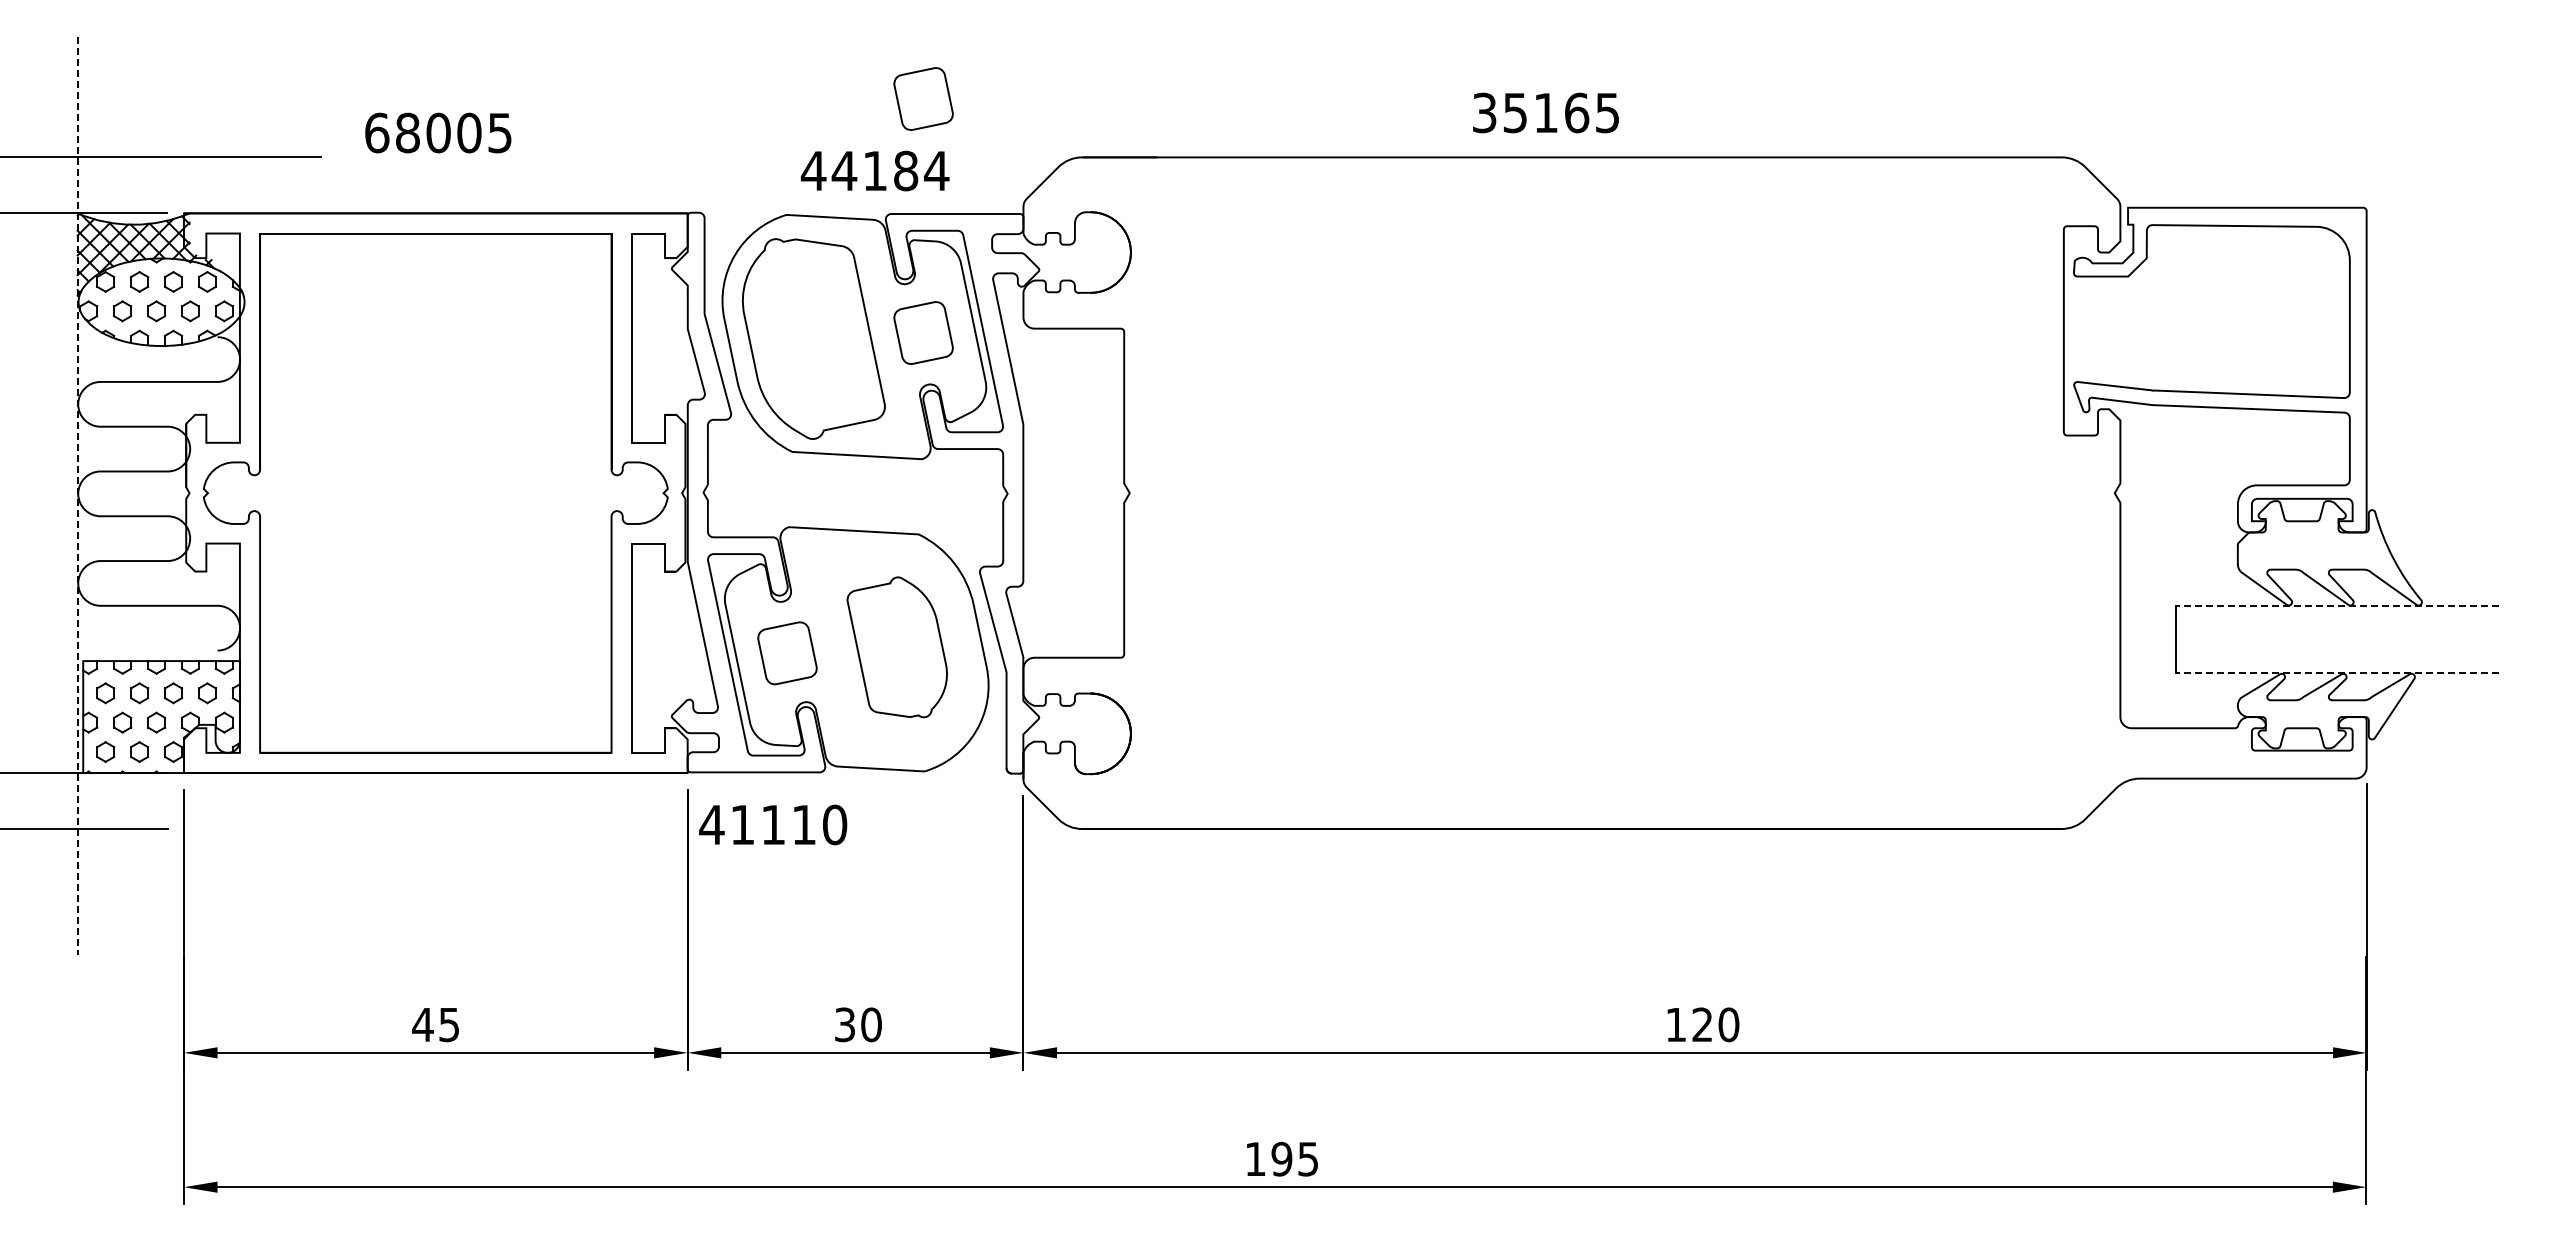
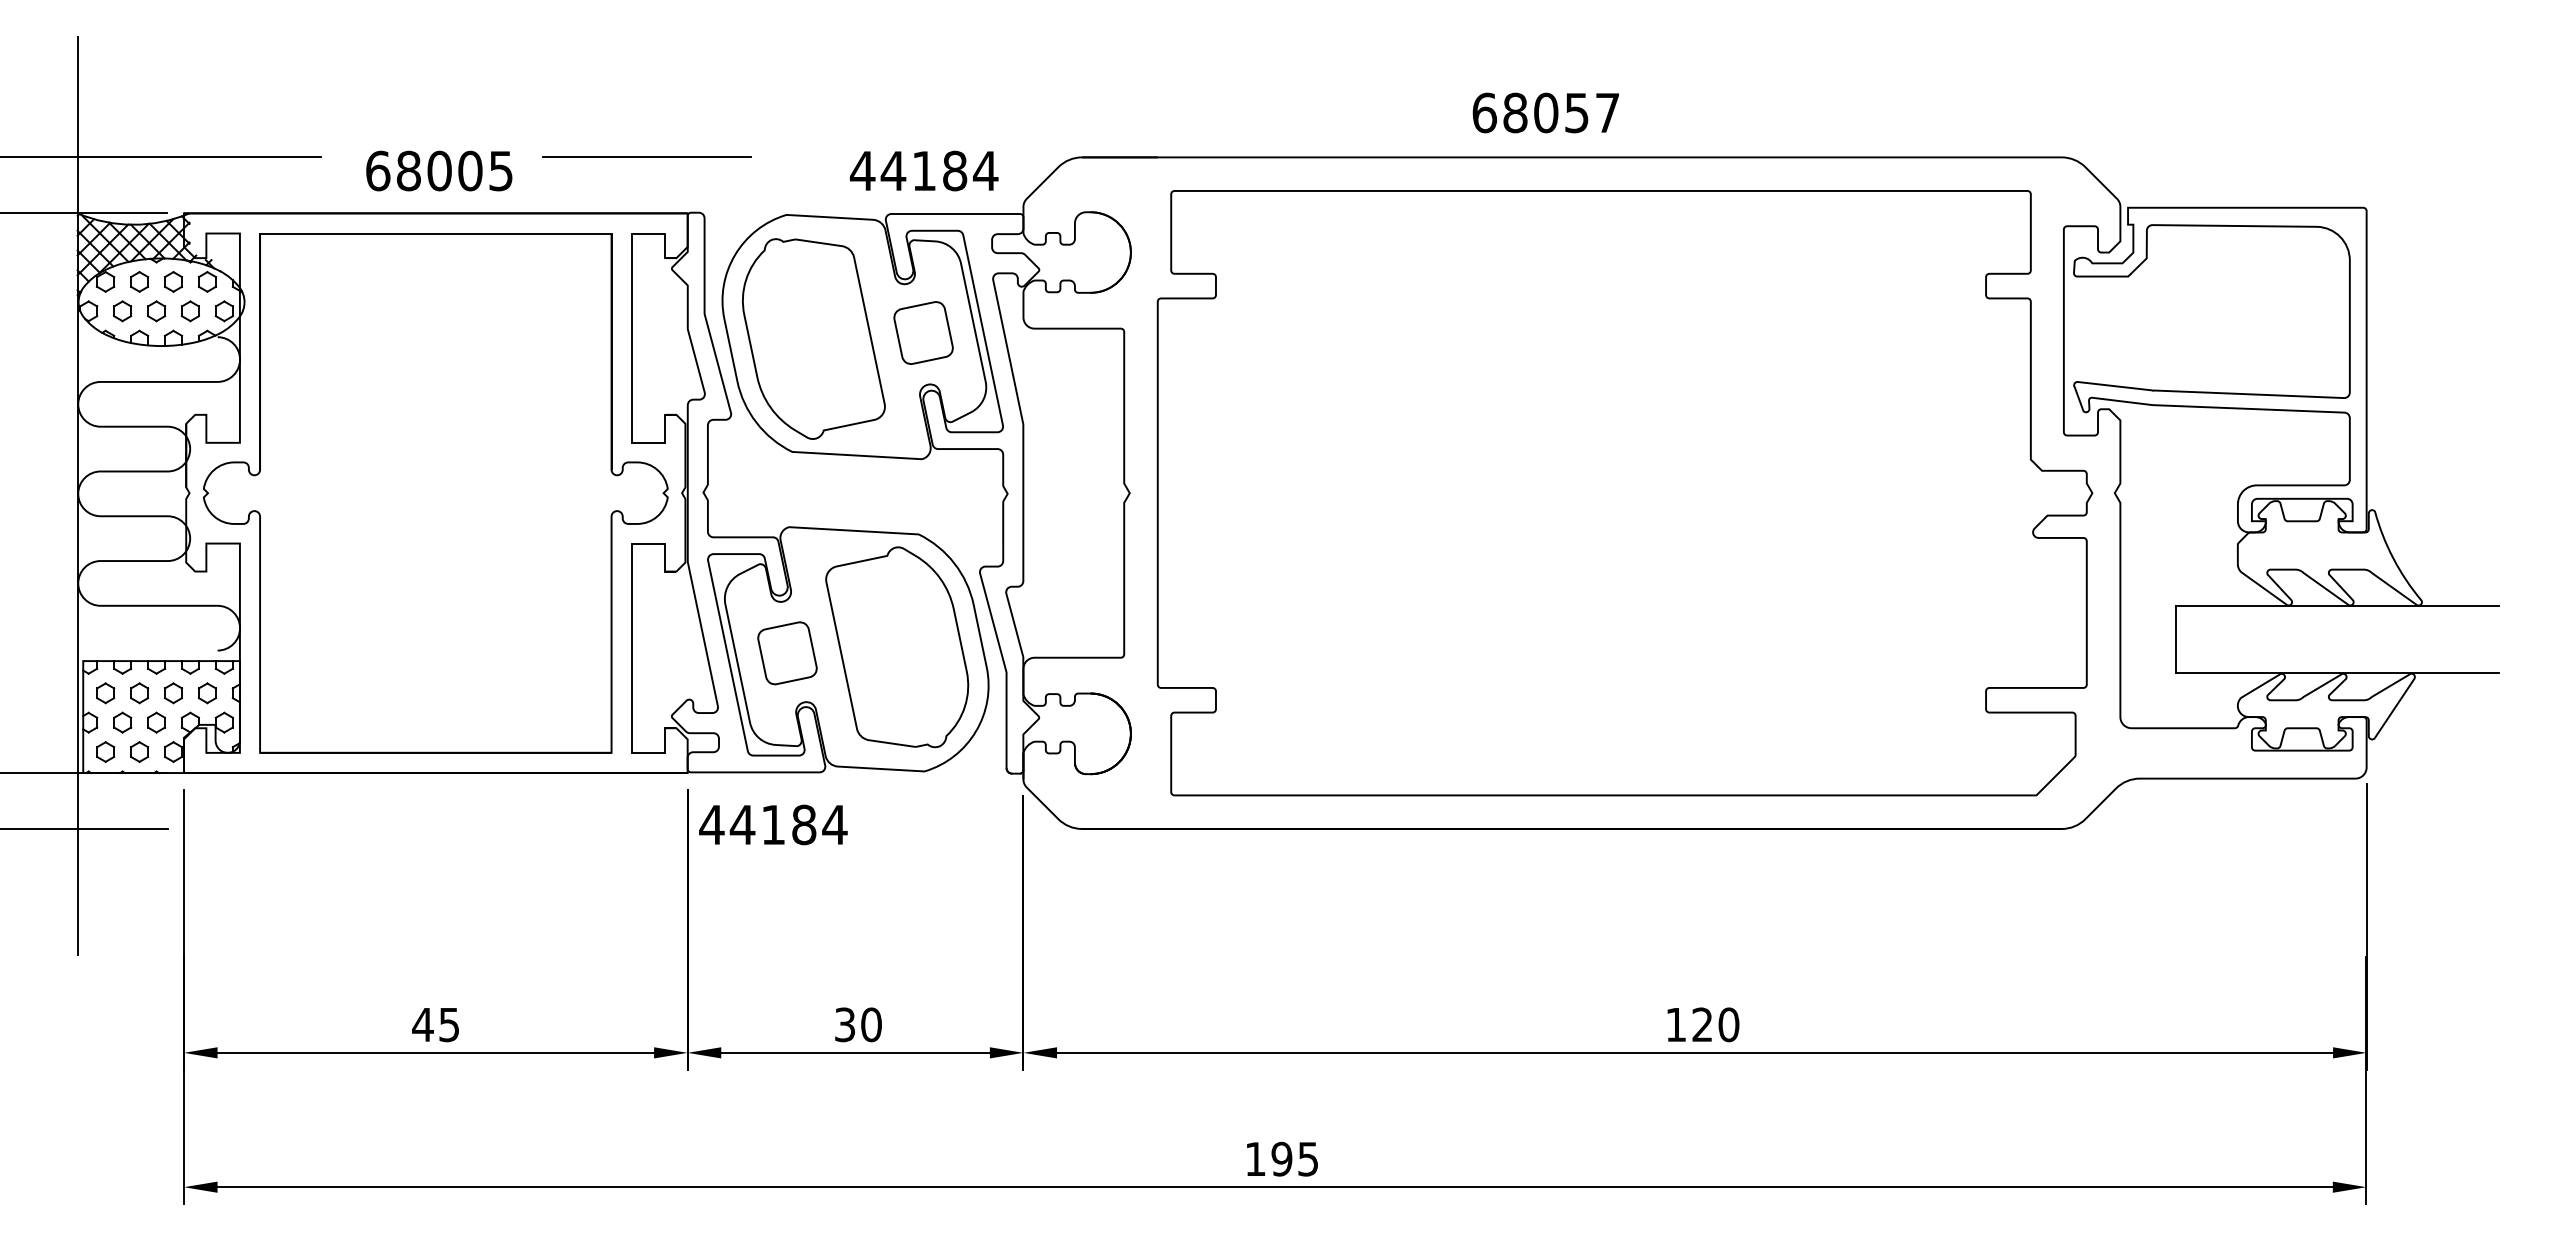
part: present -> none (923, 98)
text: 35165 -> 68057 (1545, 112)
text position: (438, 132) -> (439, 170) (439, 170)
line: none -> present (647, 157)
text position: (875, 170) -> (924, 170) (924, 170)
part: none -> present (1624, 493)
line: dashed -> solid (77, 496)
line: dashed -> solid (2337, 606)
part size: 102x143 px -> 145x203 px (897, 647)
line: dashed -> solid (2337, 673)
text: 41110 -> 44184 (788, 824)
